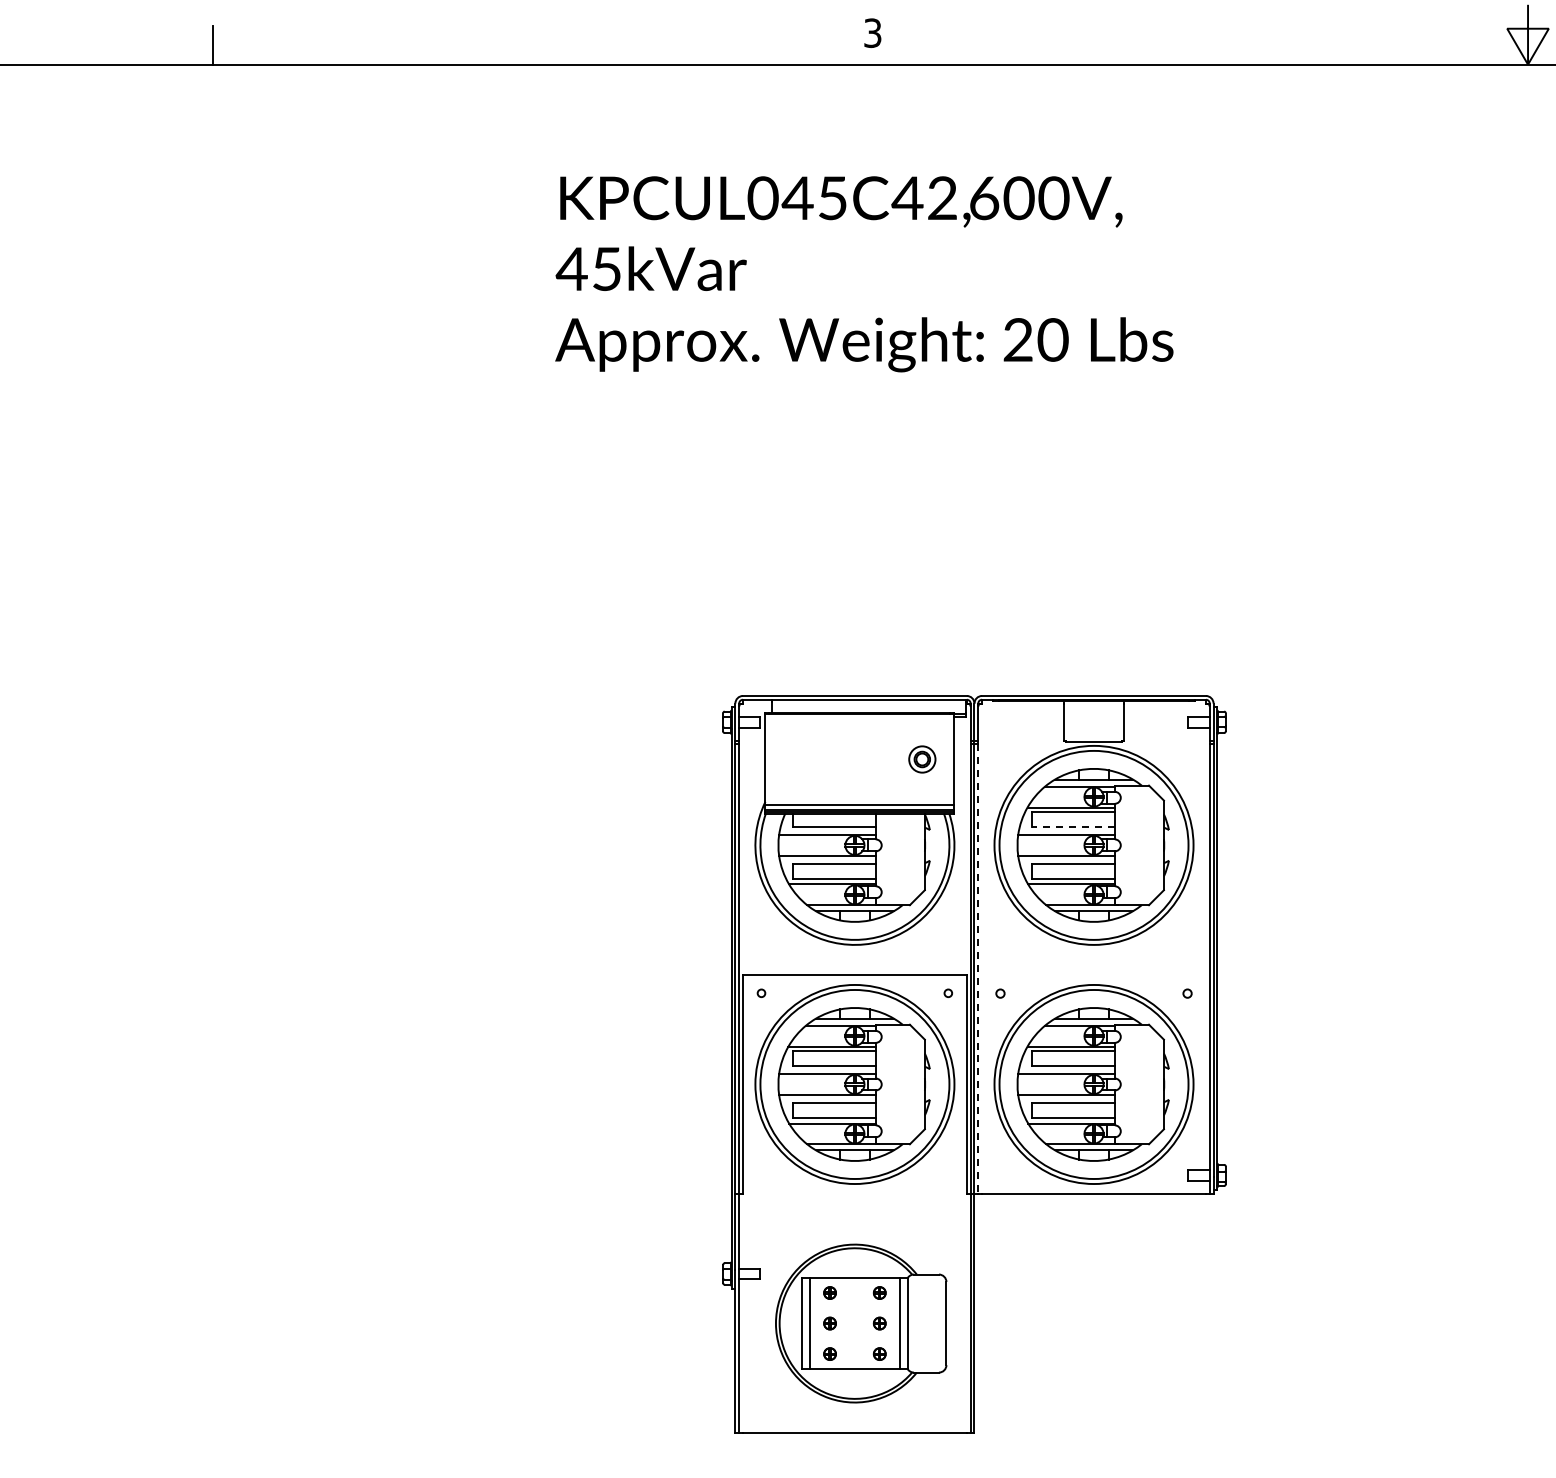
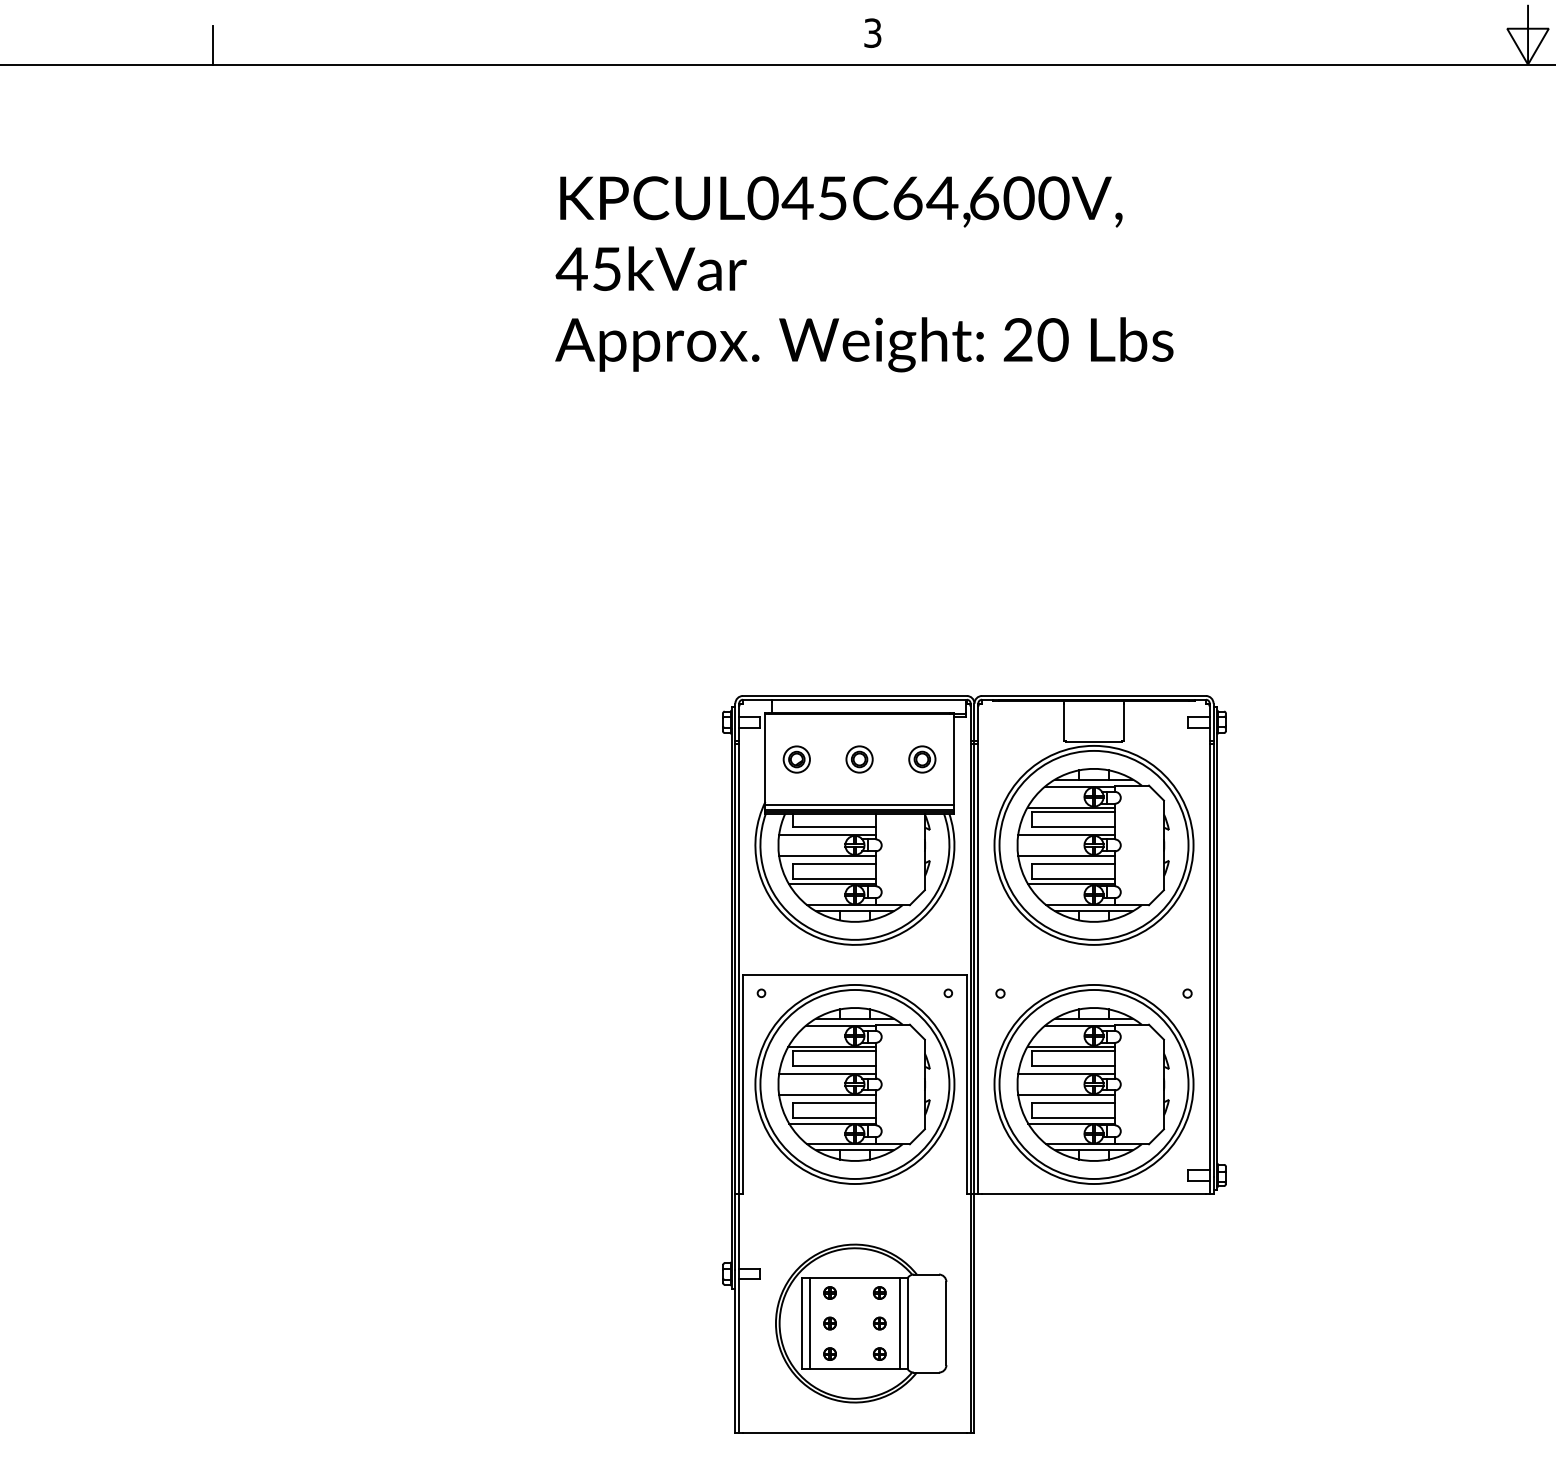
text: KPCUL045C42, -> KPCUL045C64, (924, 198)
part: none -> present (796, 759)
part: none -> present (859, 759)
line: dashed -> solid (1073, 826)
line: dashed -> solid (978, 969)
